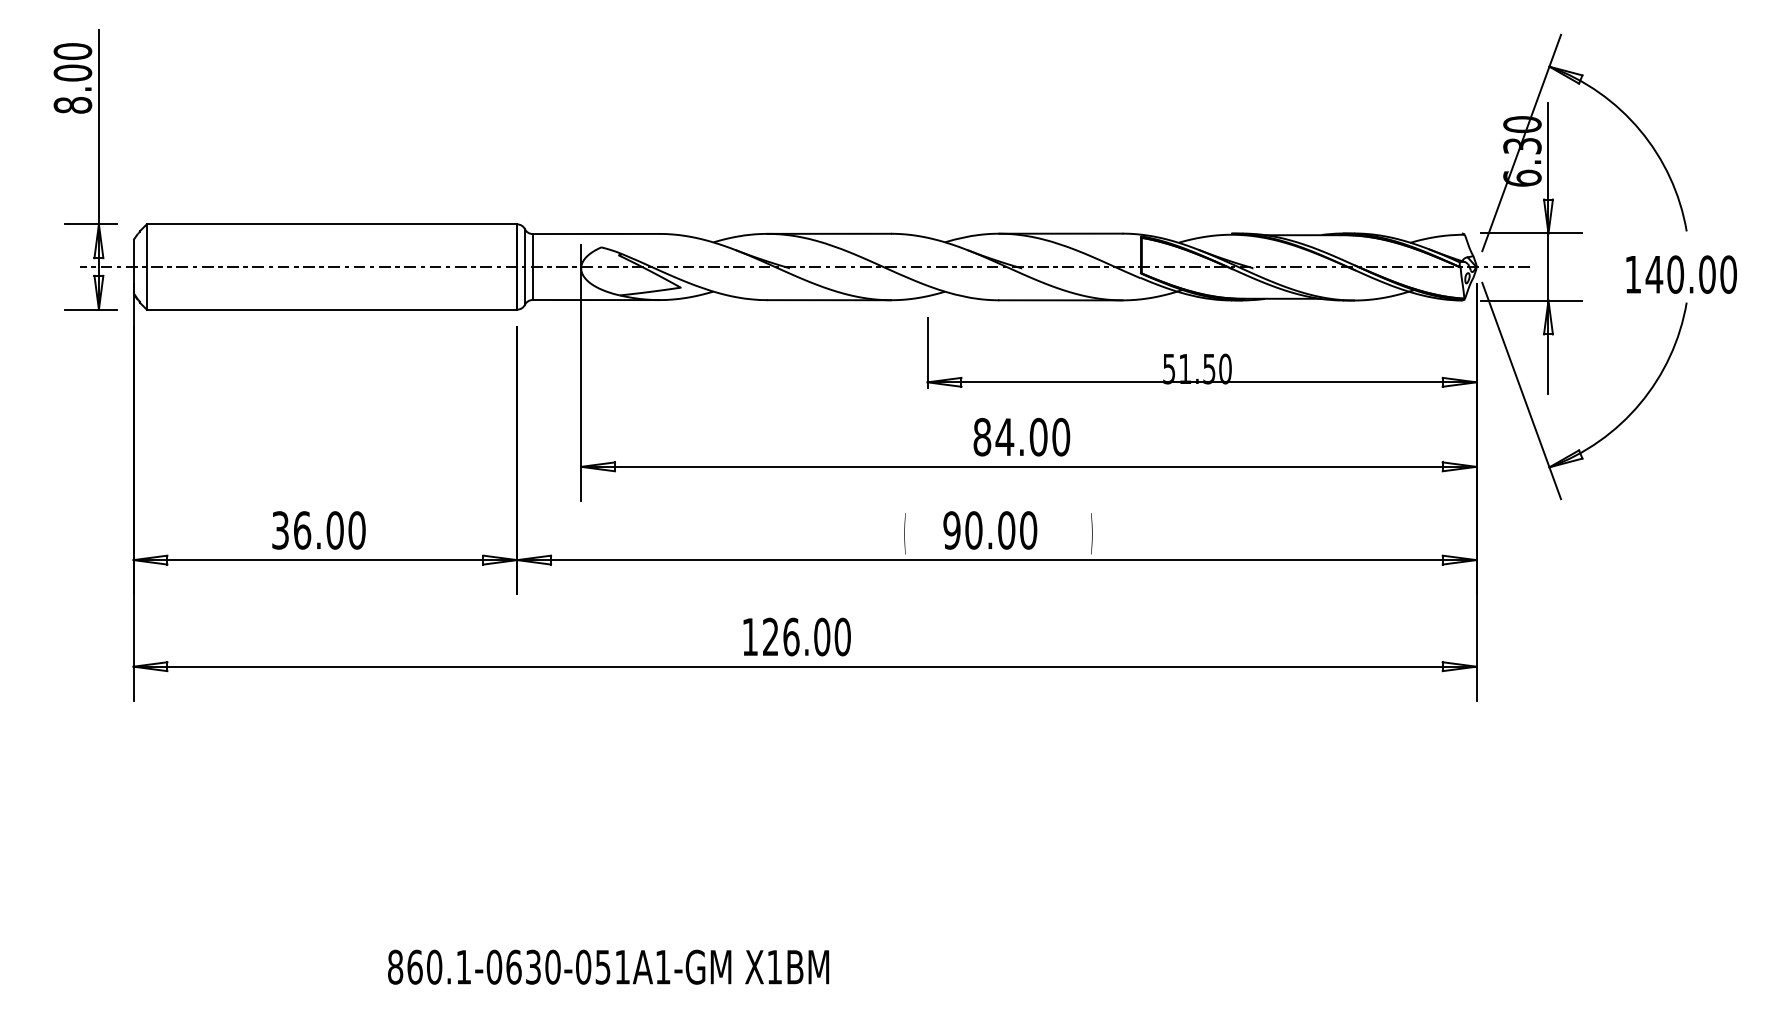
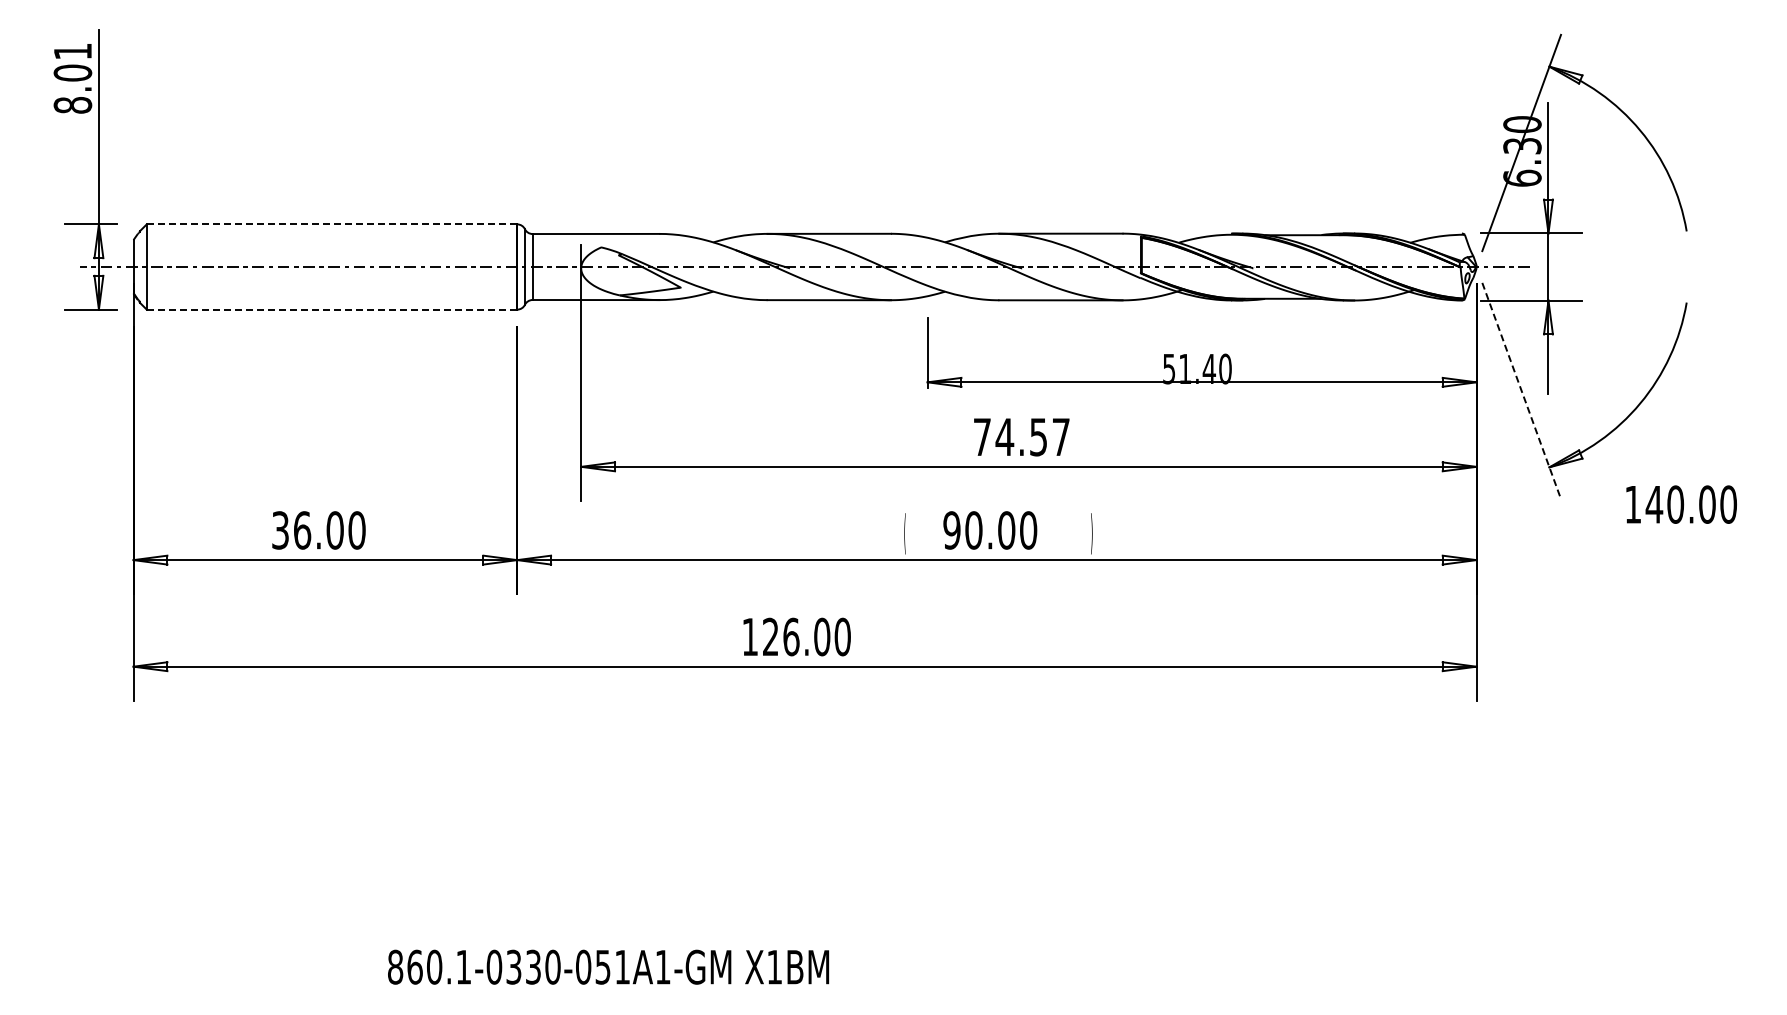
text: 8.00 -> 8.01 (72, 51)
line: solid -> dashed (331, 224)
text position: (1681, 274) -> (1681, 504) (1681, 504)
line: solid -> dashed (332, 309)
text: 51.50 -> 51.40 (1208, 369)
line: solid -> dashed (1521, 391)
text: 84.00 -> 74.57 (1021, 436)
text: 860.1-0630-051A1-GM -> 860.1-0330-051A1-GM (513, 966)
